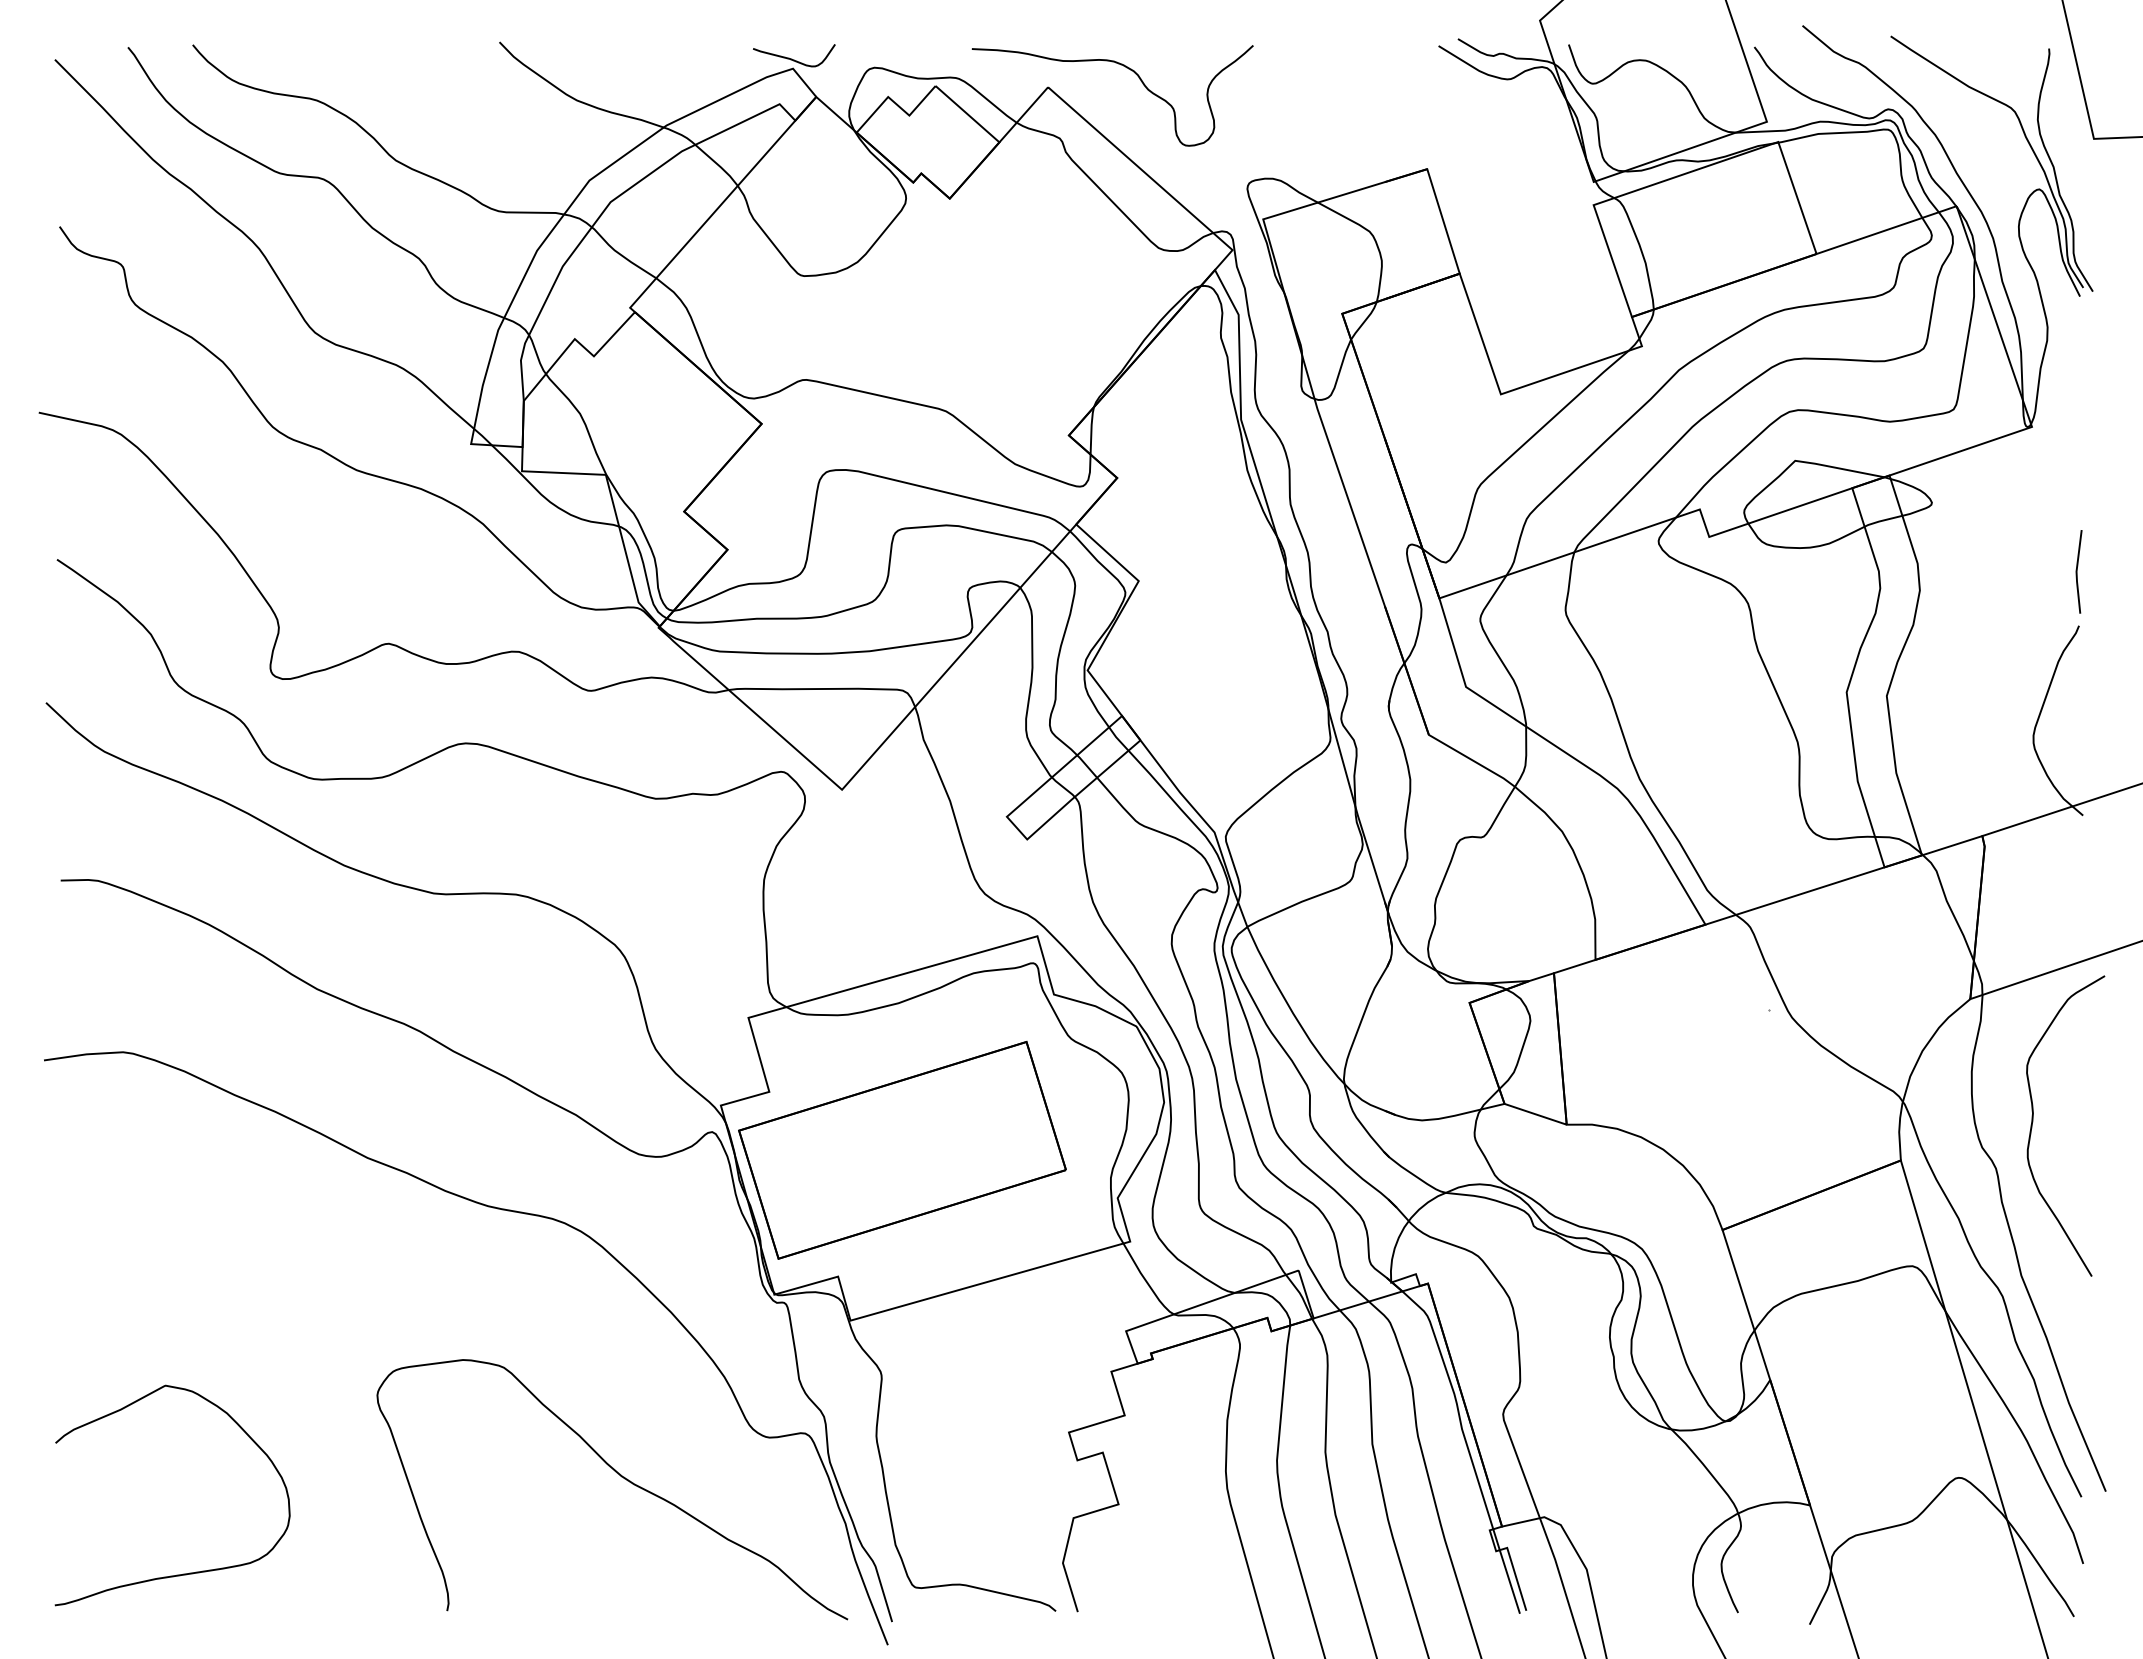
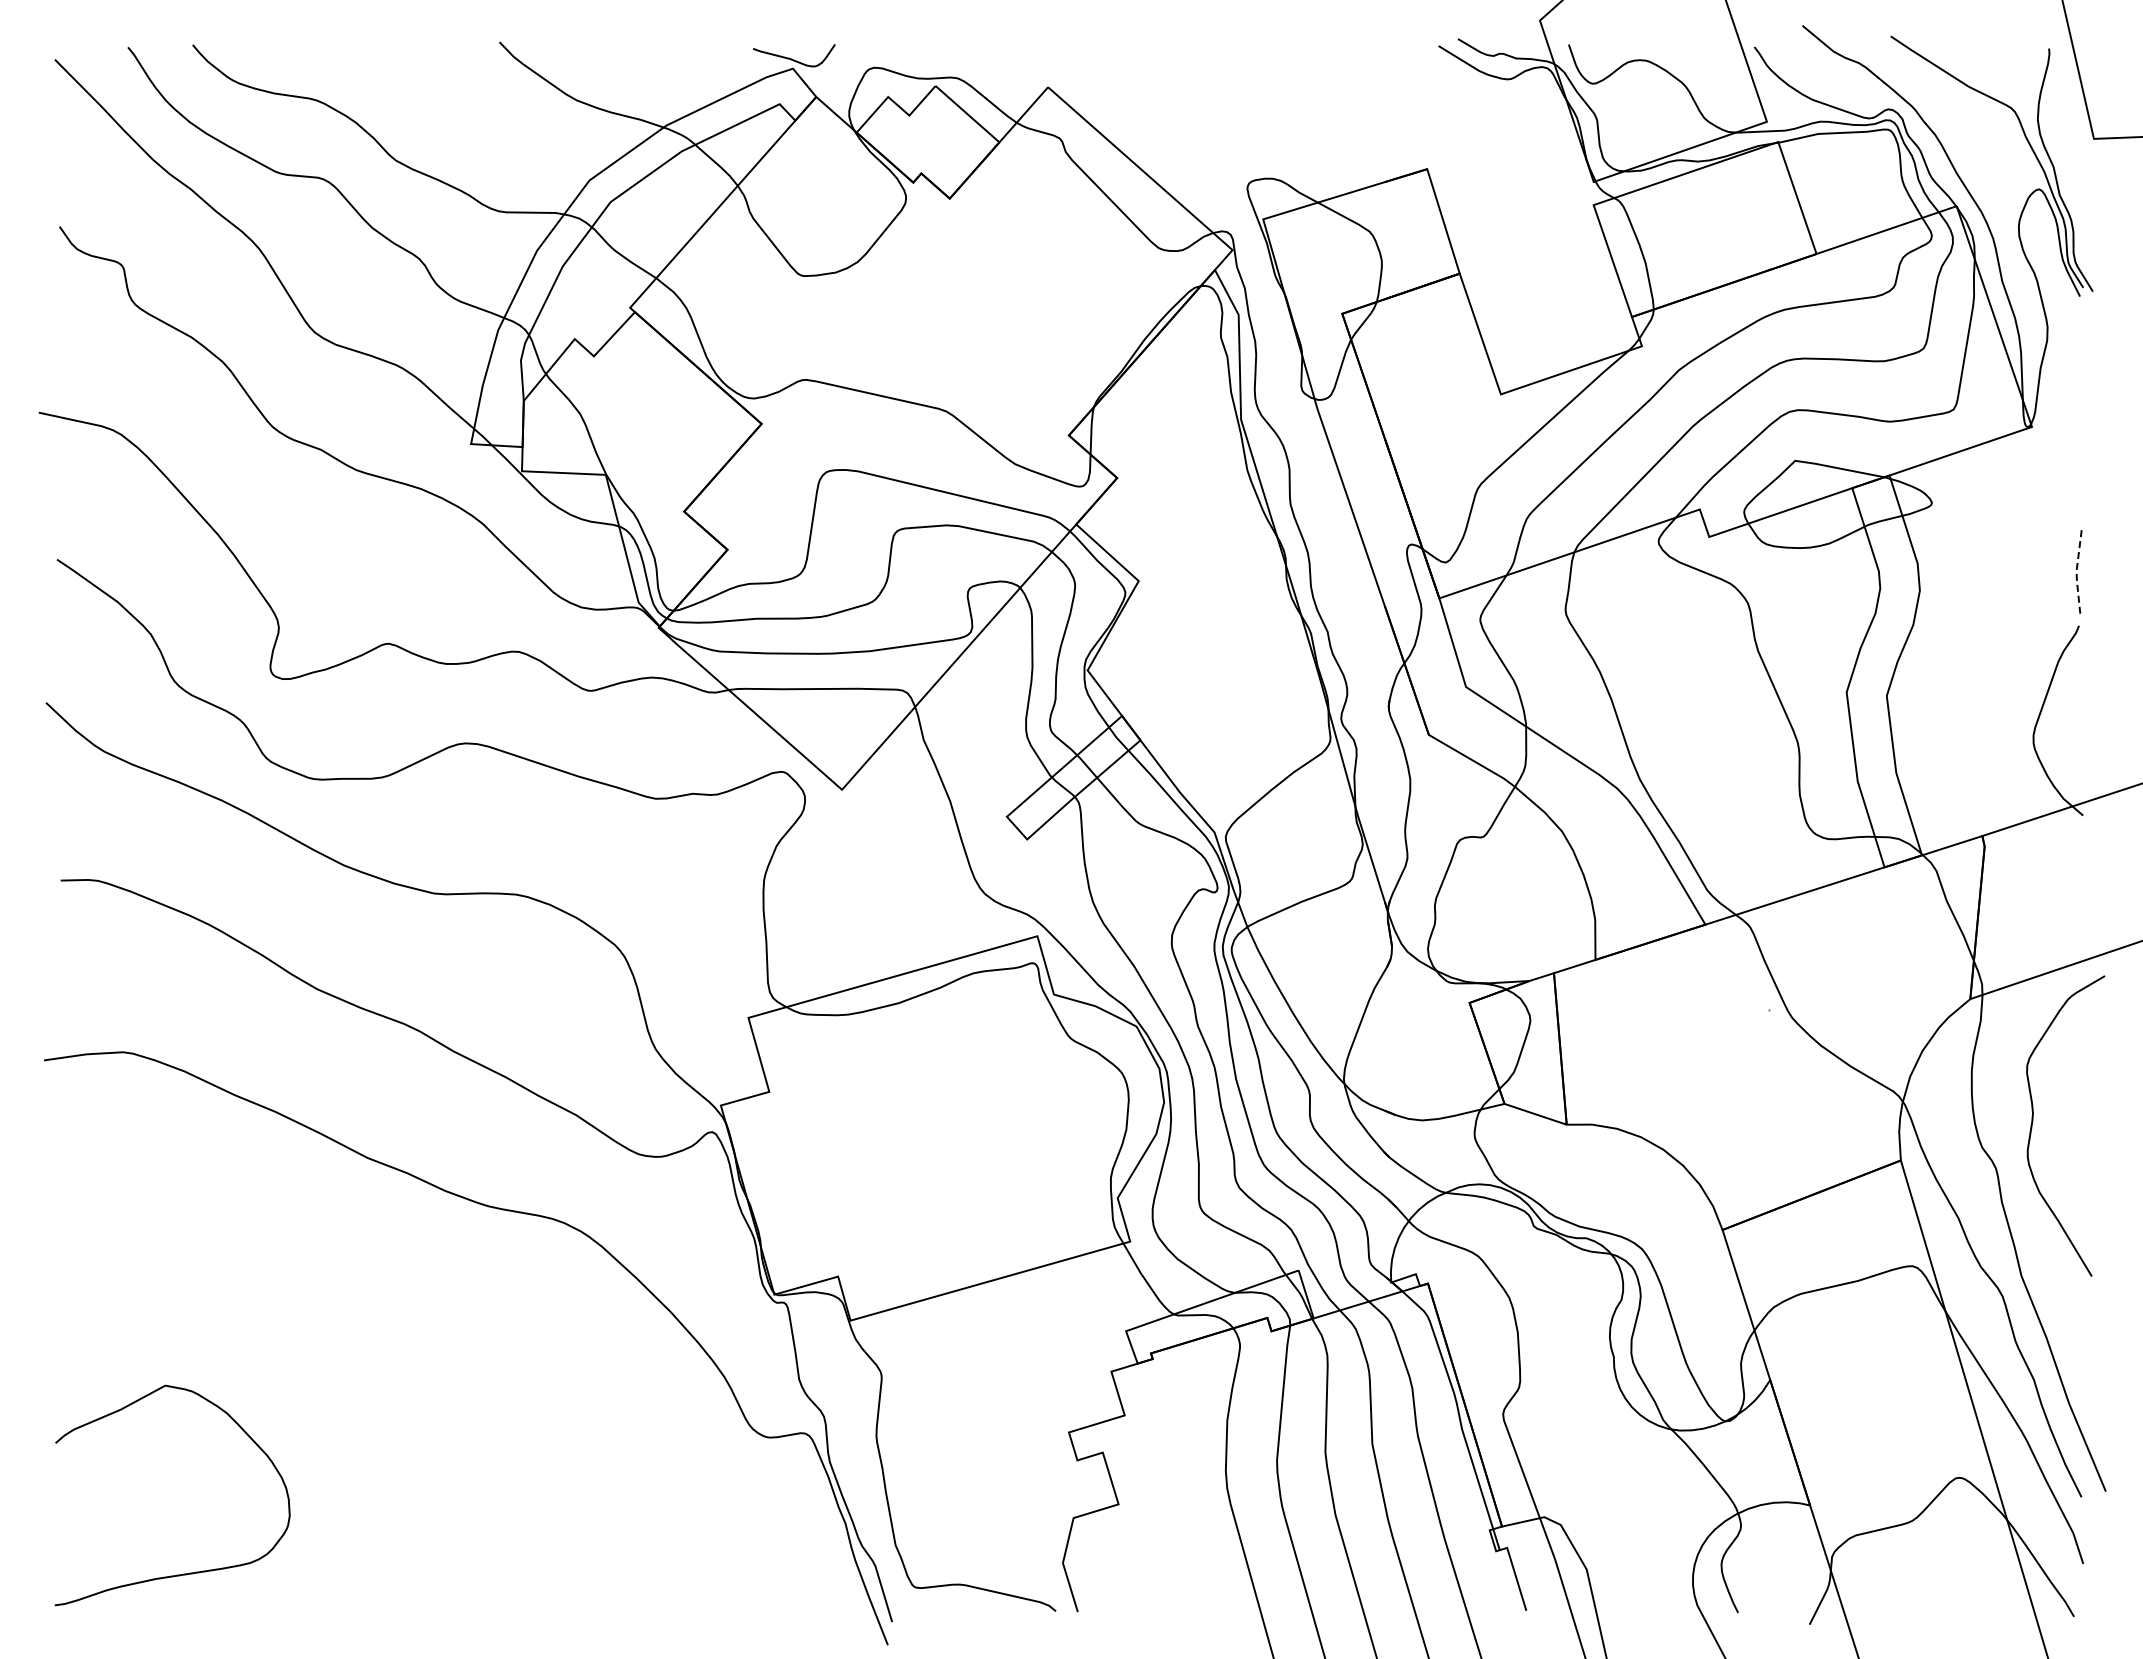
curve: present -> none (1126, 68)
line: solid -> dashed (2076, 572)
part: present -> none (902, 1150)
curve: present -> none (621, 1477)
line: present -> none (1509, 1581)
